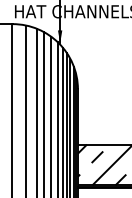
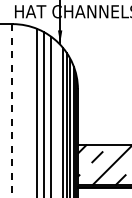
line: present -> none (26, 109)
line: solid -> dashed (11, 111)
line: present -> none (57, 118)
